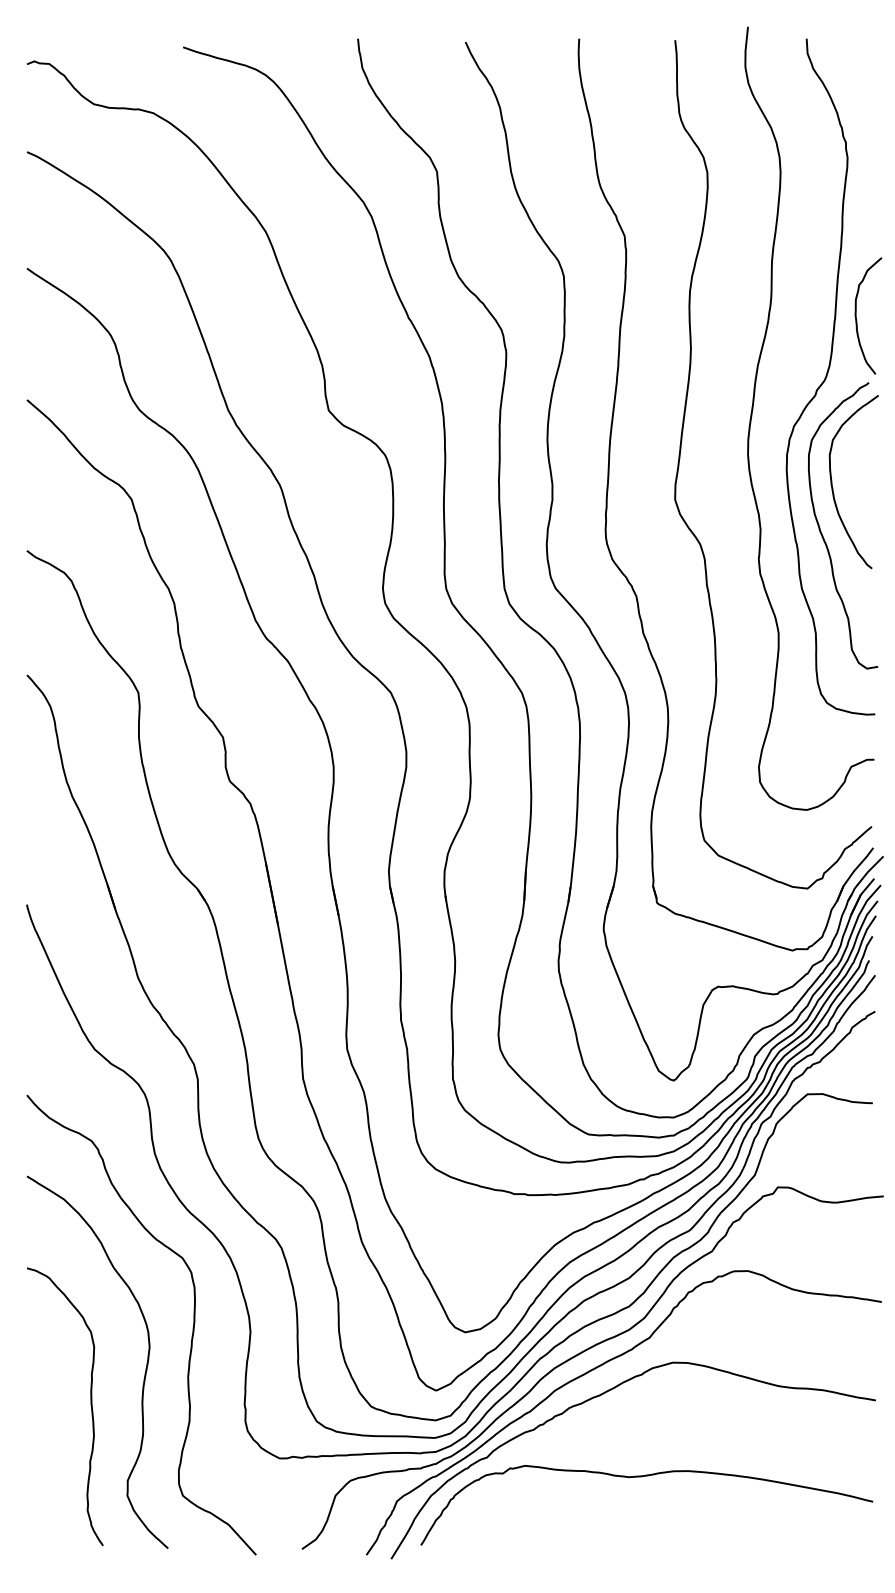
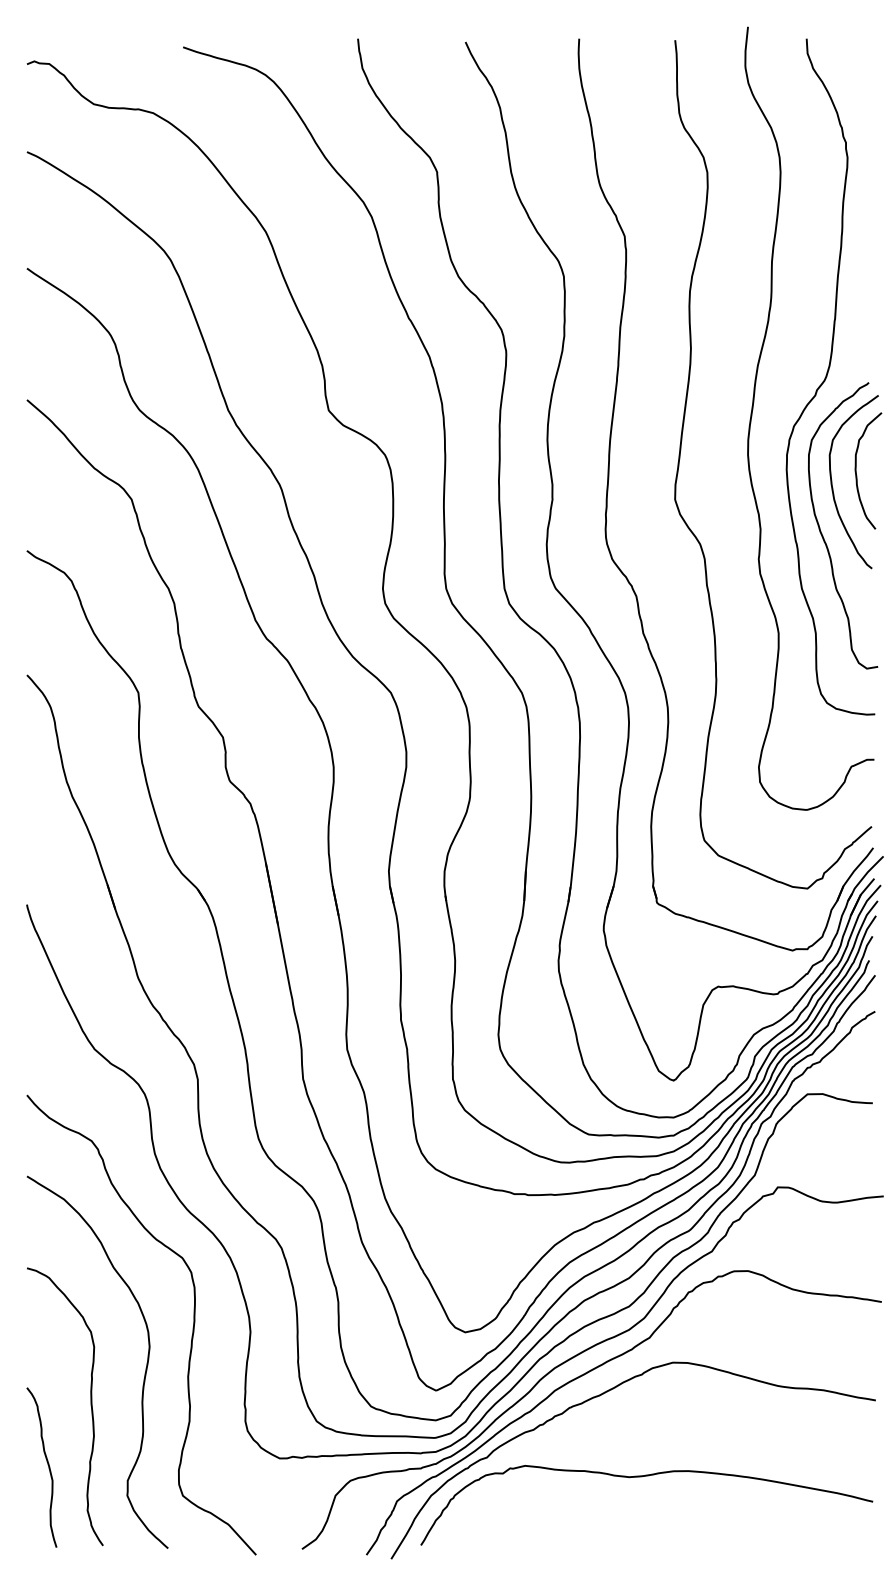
curve position: (856, 315) -> (856, 470) (856, 470)
curve: none -> present (47, 1465)
